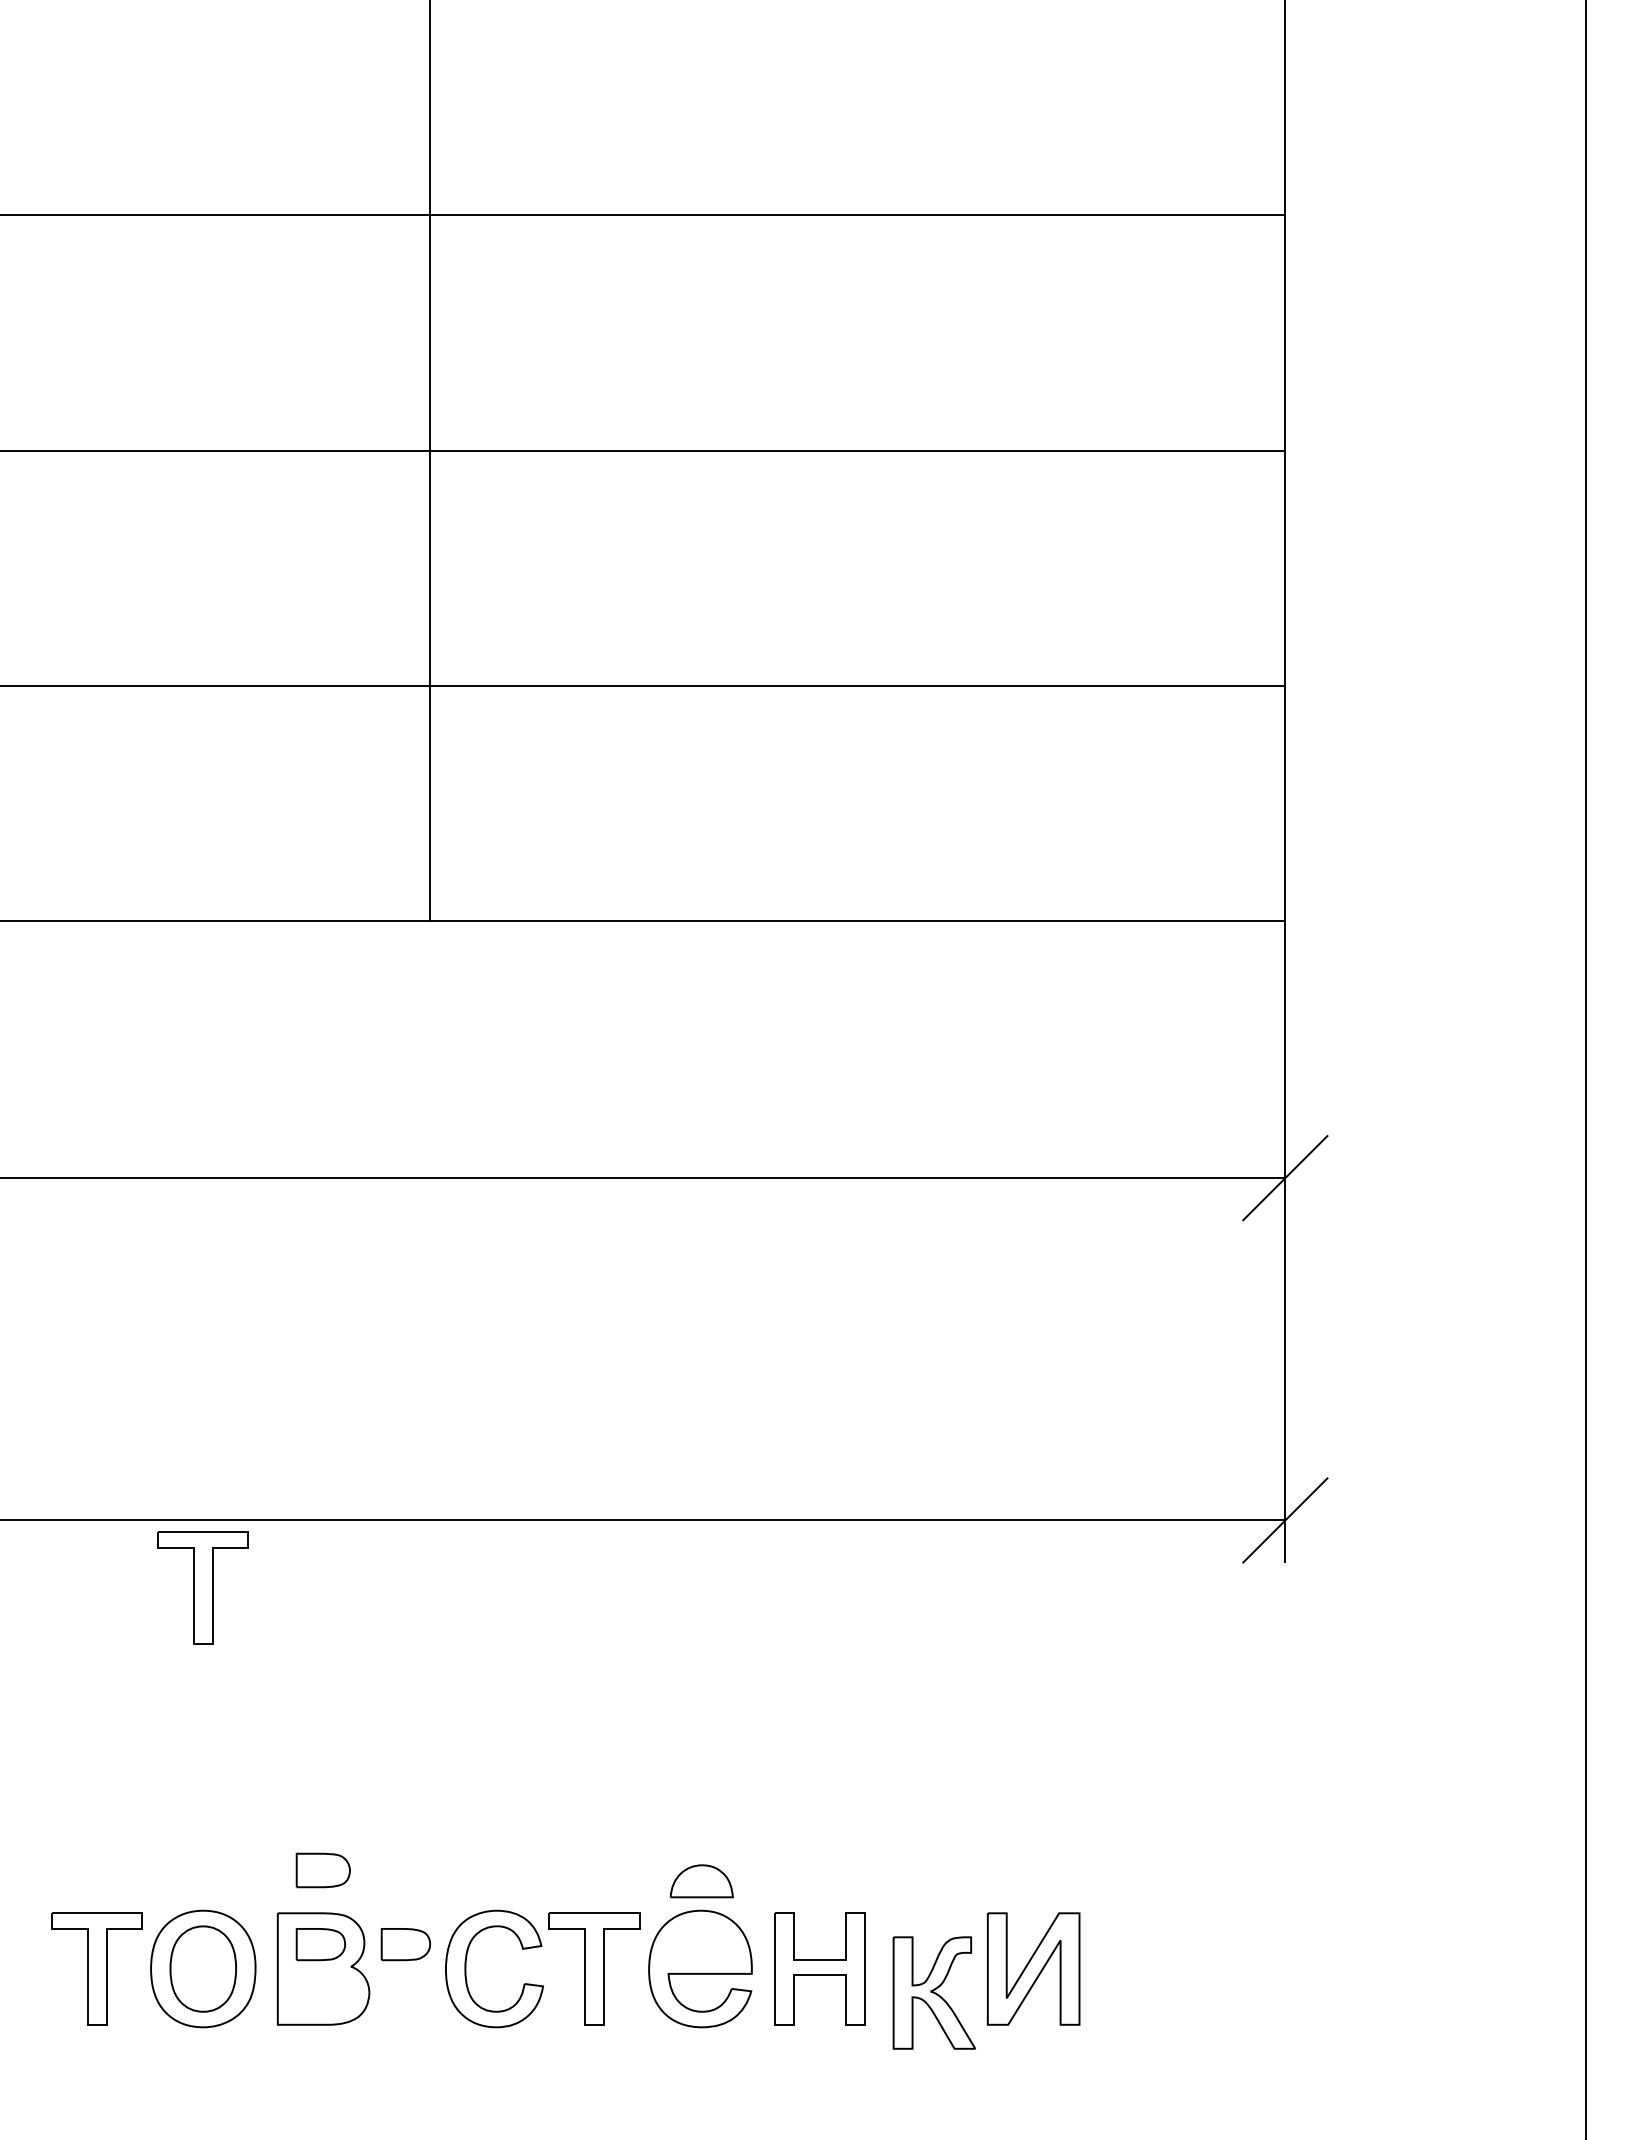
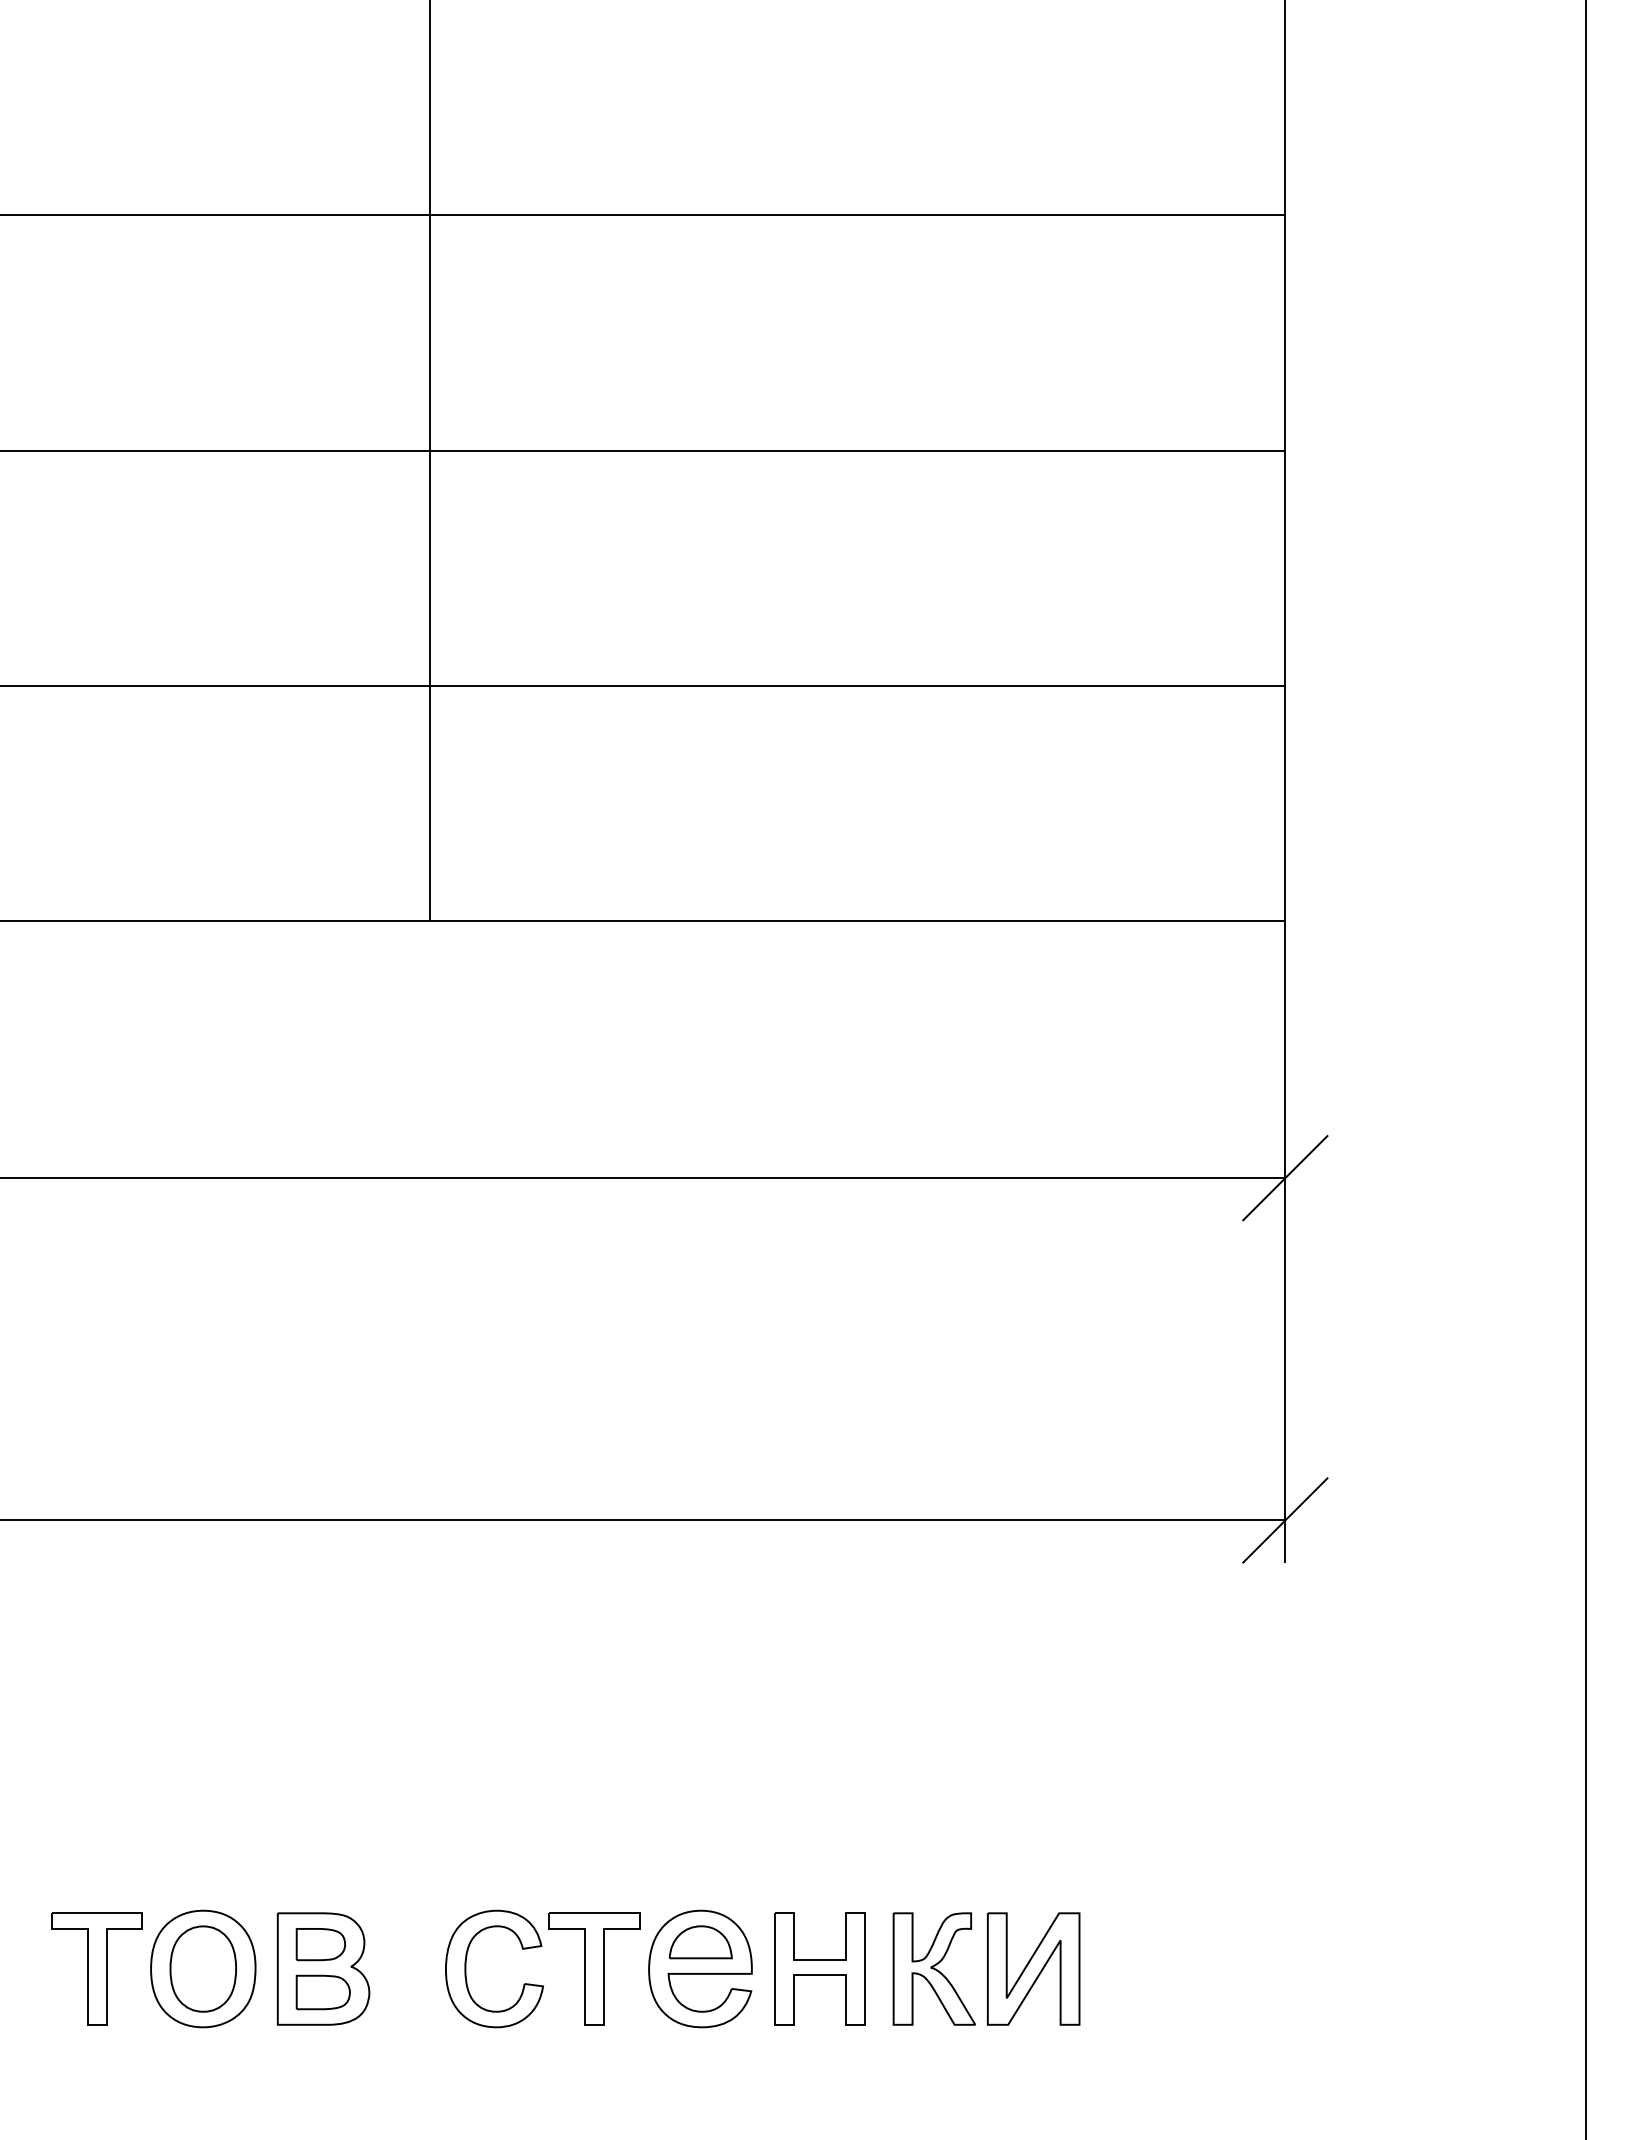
part: present -> none (202, 1587)
part position: (322, 1870) -> (322, 1992) (322, 1992)
part position: (701, 1881) -> (700, 1942) (700, 1942)
part: present -> none (405, 1944)
part position: (933, 1992) -> (933, 1968) (933, 1968)
